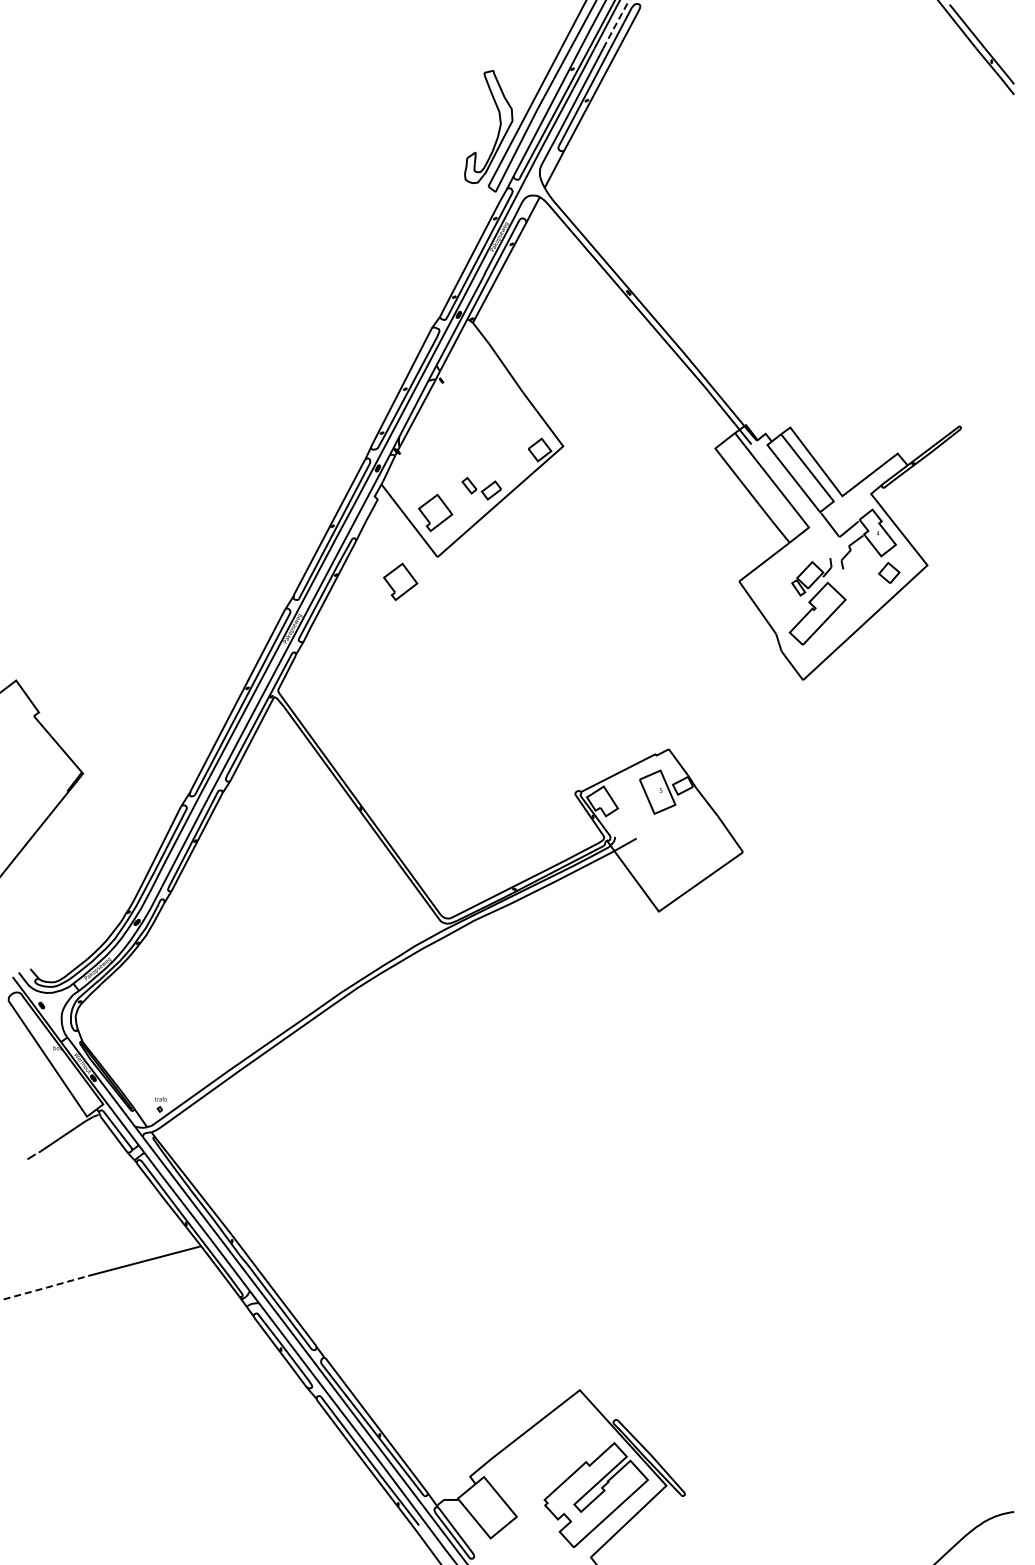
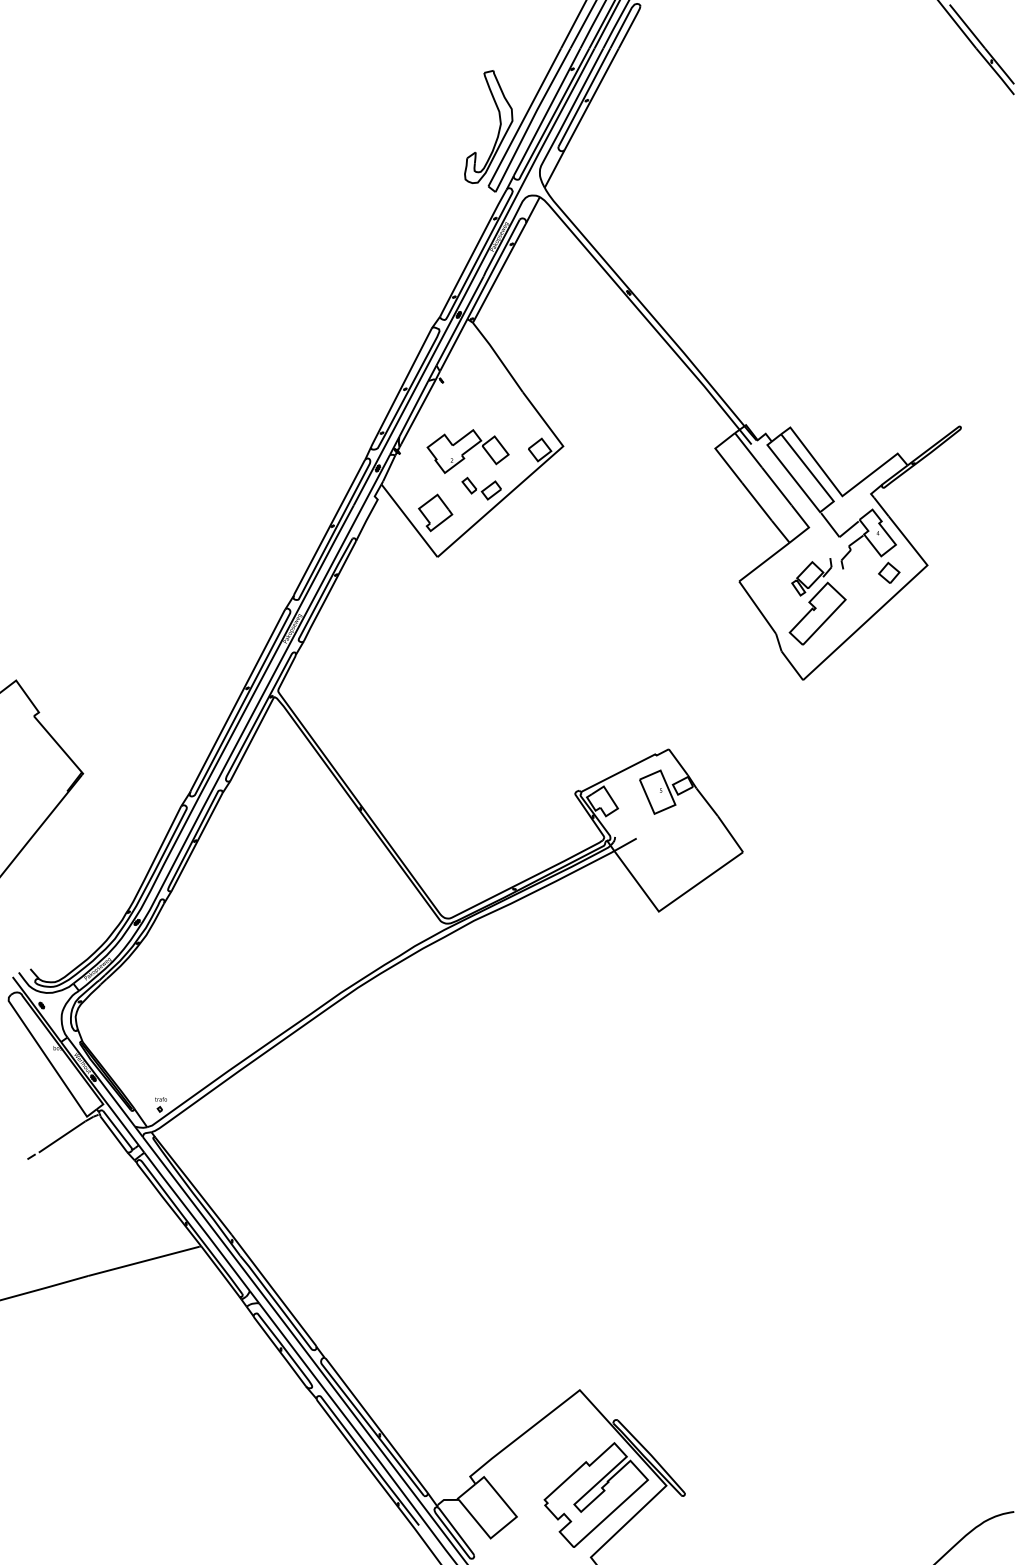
line: dashed -> solid (615, 24)
part: none -> present (467, 451)
part: present -> none (400, 581)
line: dashed -> solid (44, 1288)
